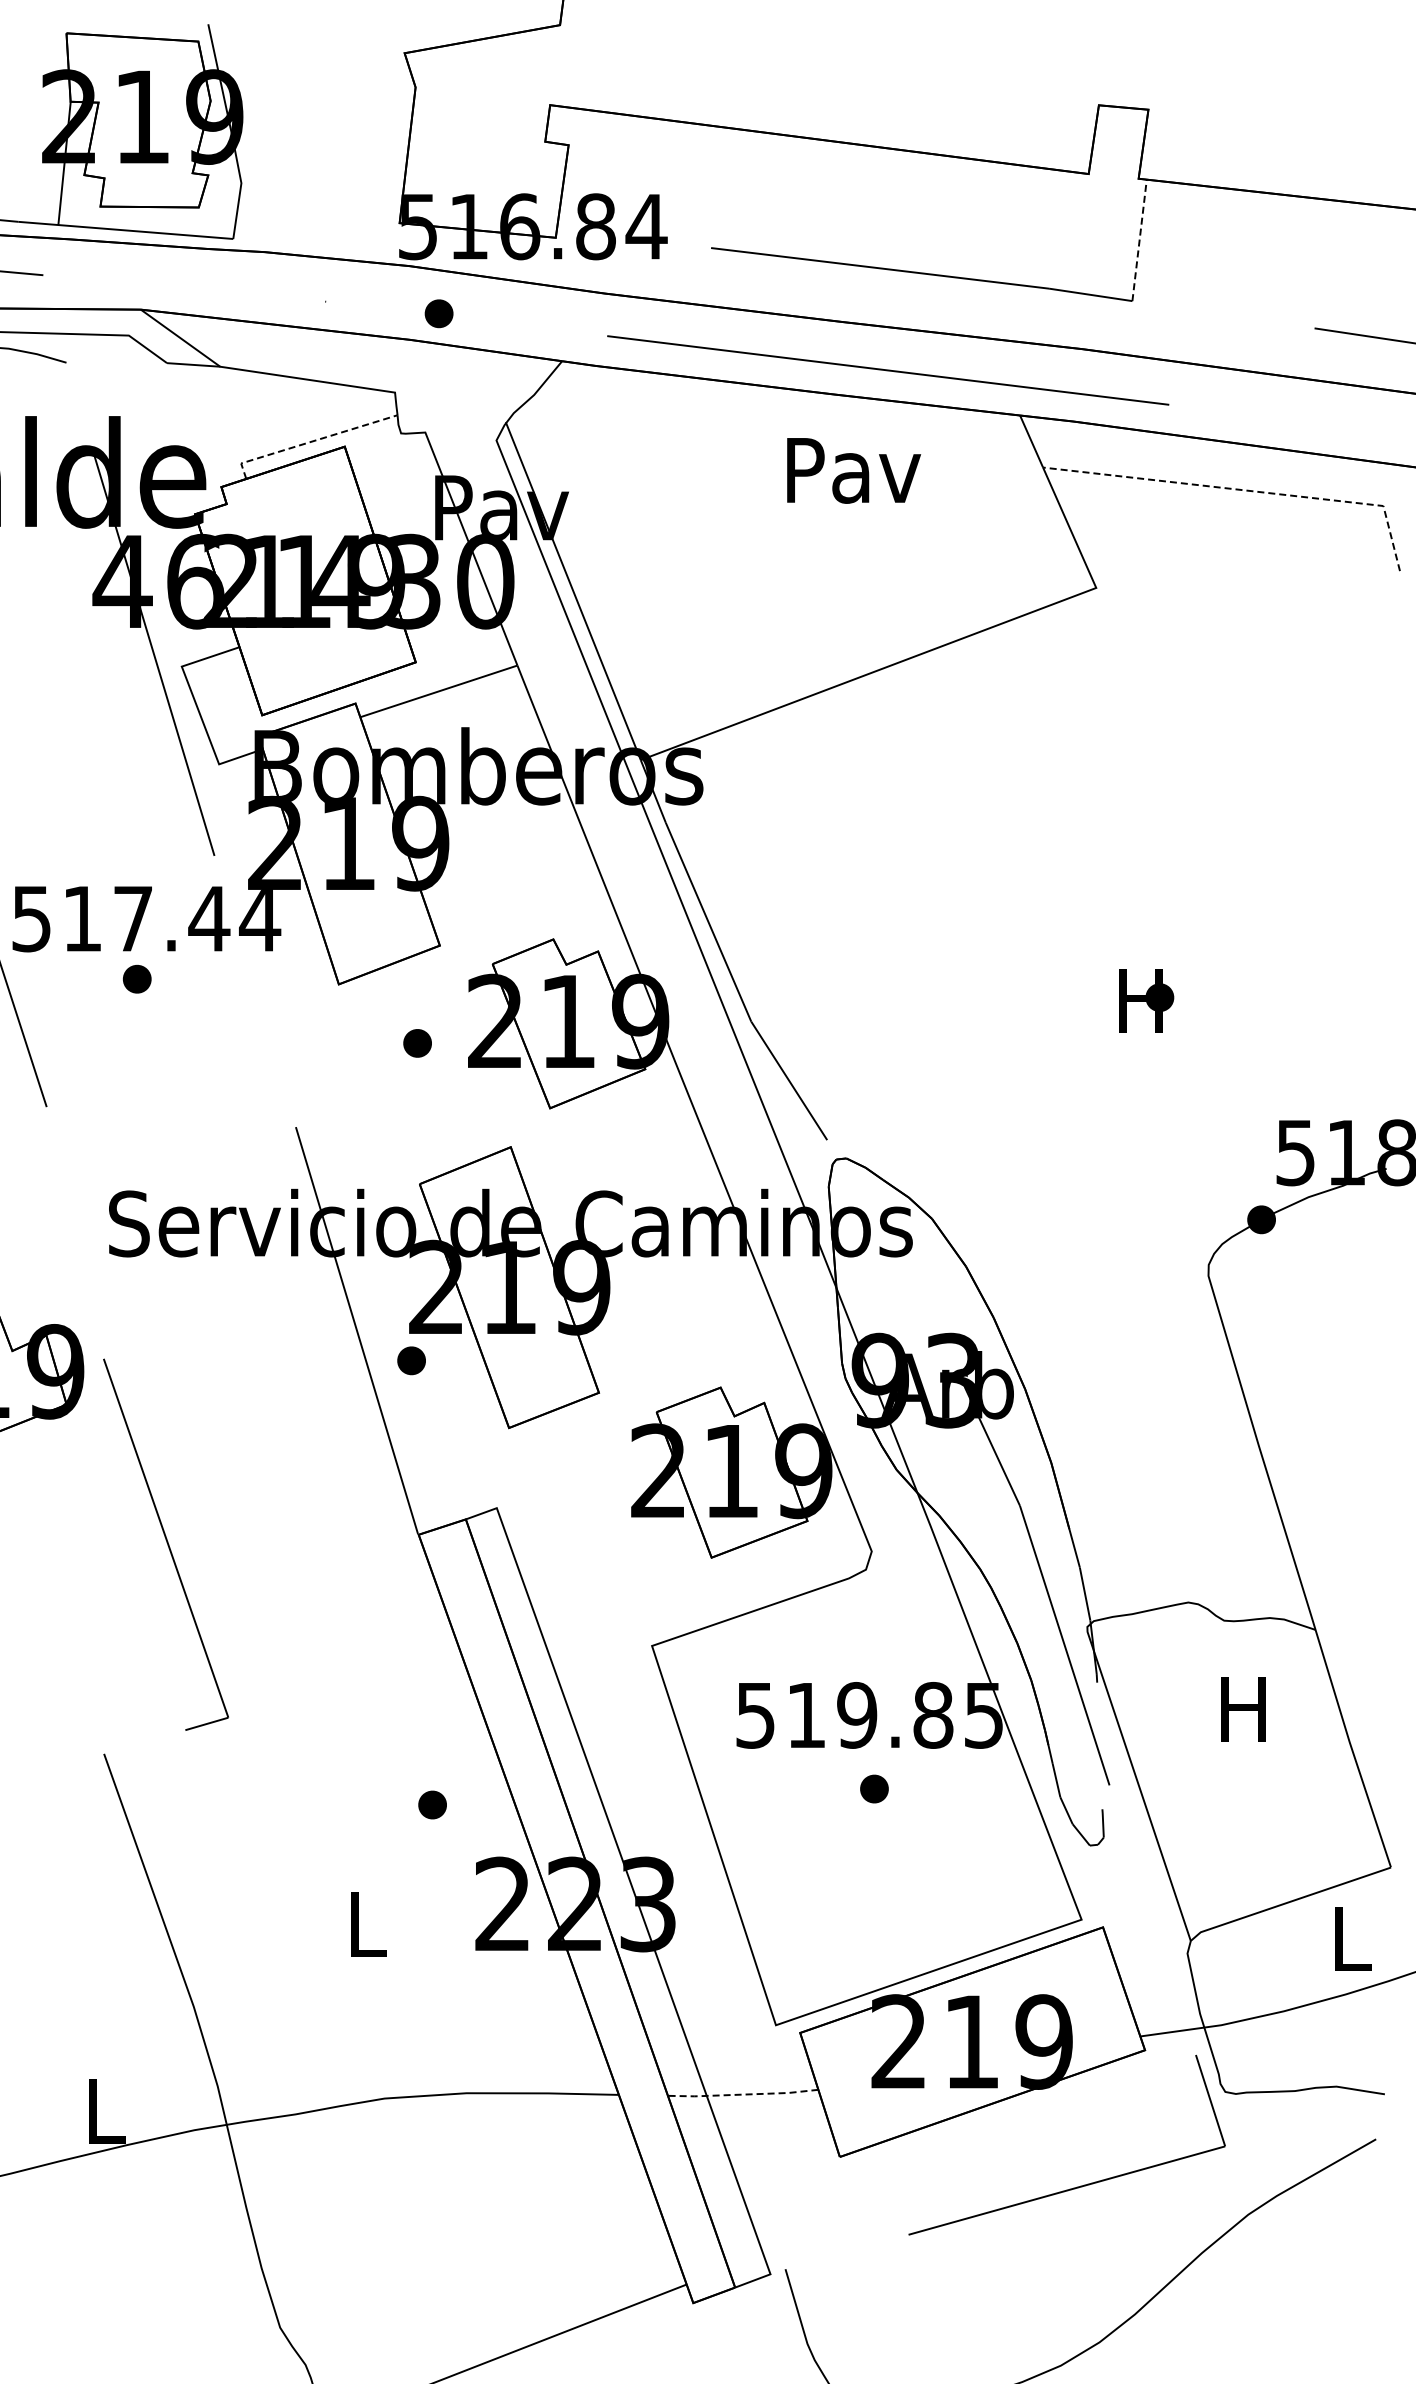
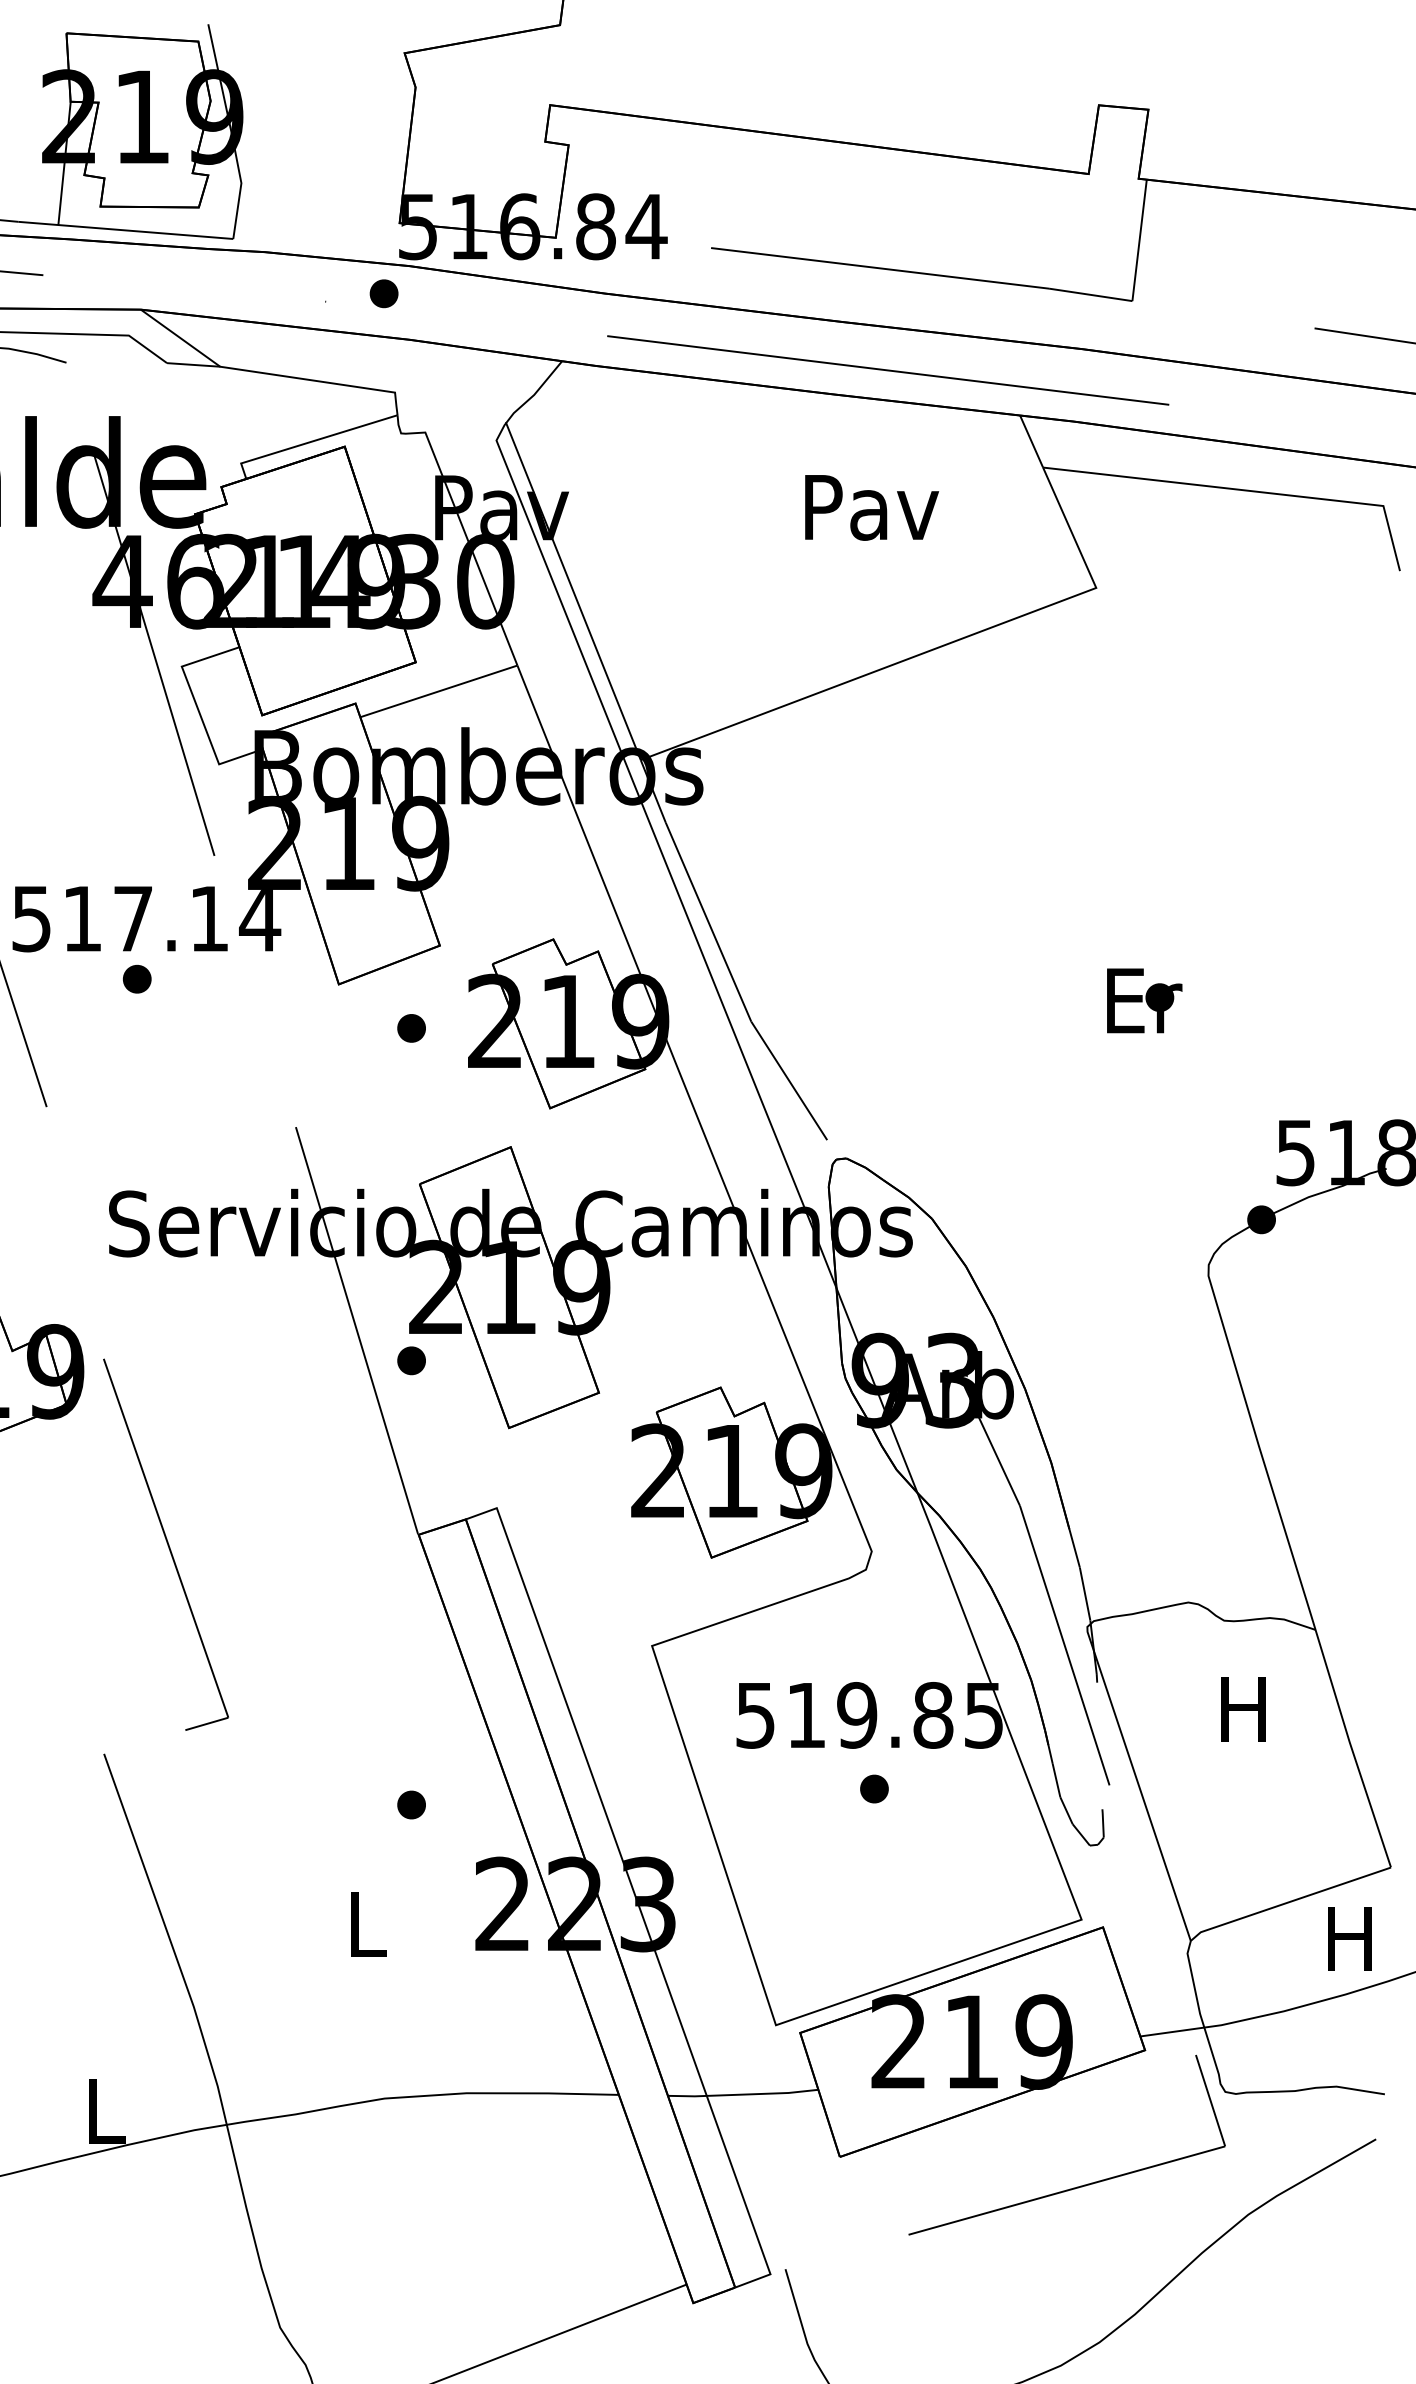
line: dashed -> solid (1139, 239)
part position: (438, 313) -> (383, 293) (383, 293)
line: dashed -> solid (310, 442)
text position: (854, 470) -> (872, 507) (872, 507)
line: dashed -> solid (1247, 490)
text: 517.44 -> 517.14 (209, 918)
text: H -> Er (1144, 1000)
part position: (417, 1043) -> (411, 1028) (411, 1028)
part position: (432, 1804) -> (411, 1804) (411, 1804)
text: L -> H (1349, 1938)
line: dashed -> solid (742, 2094)
